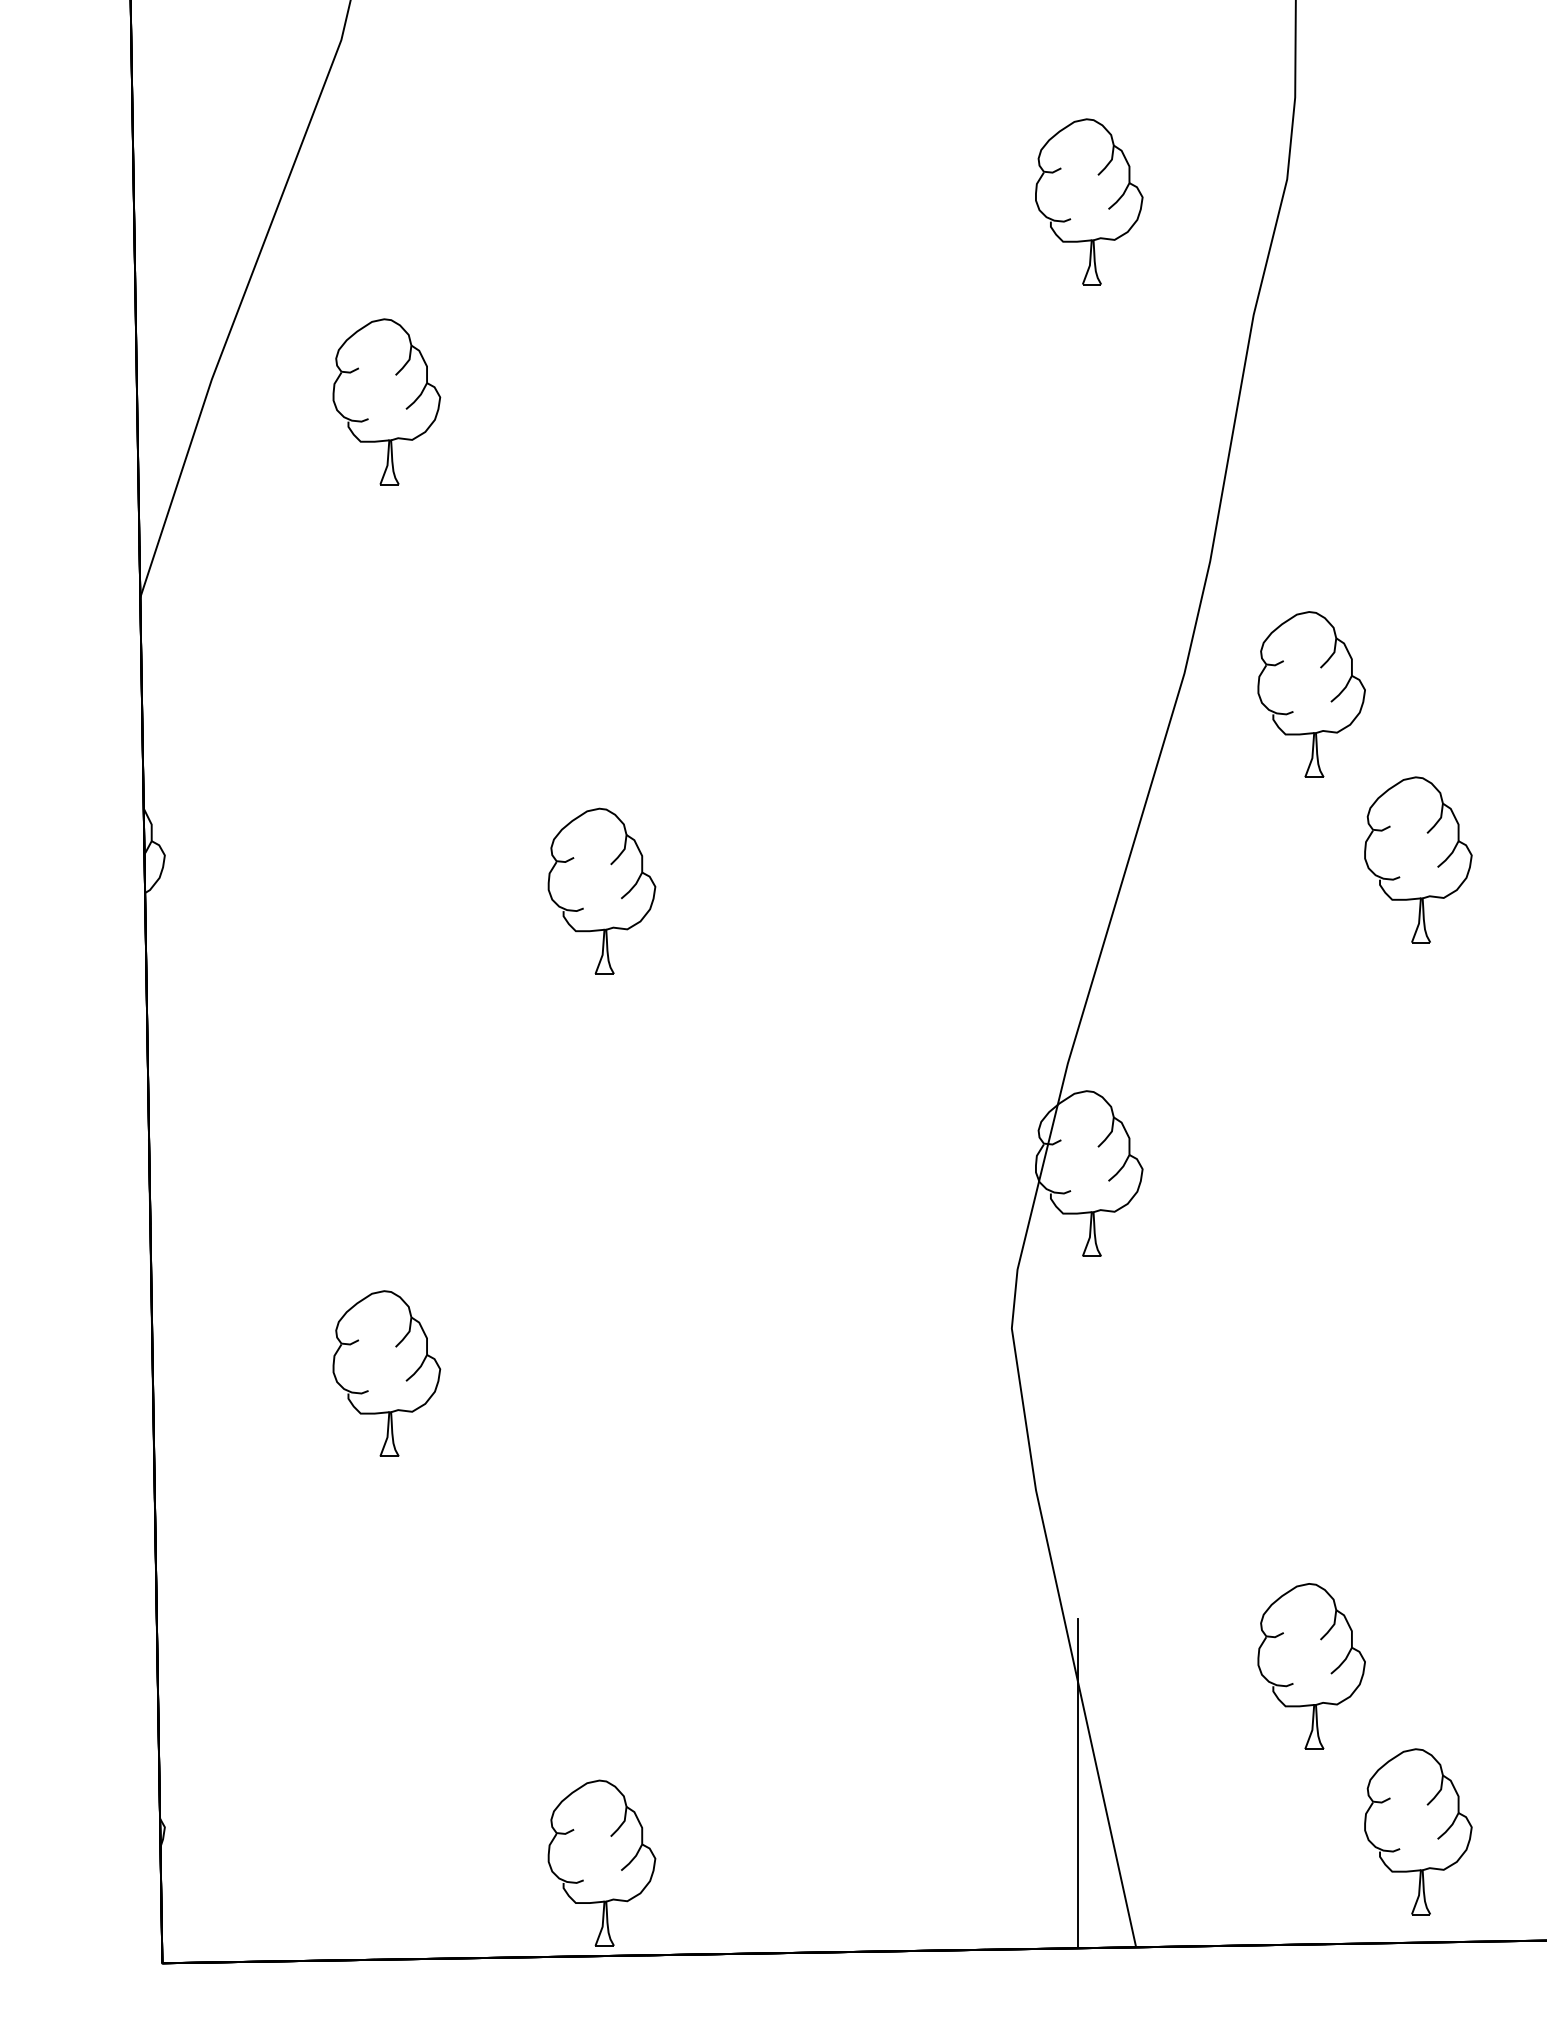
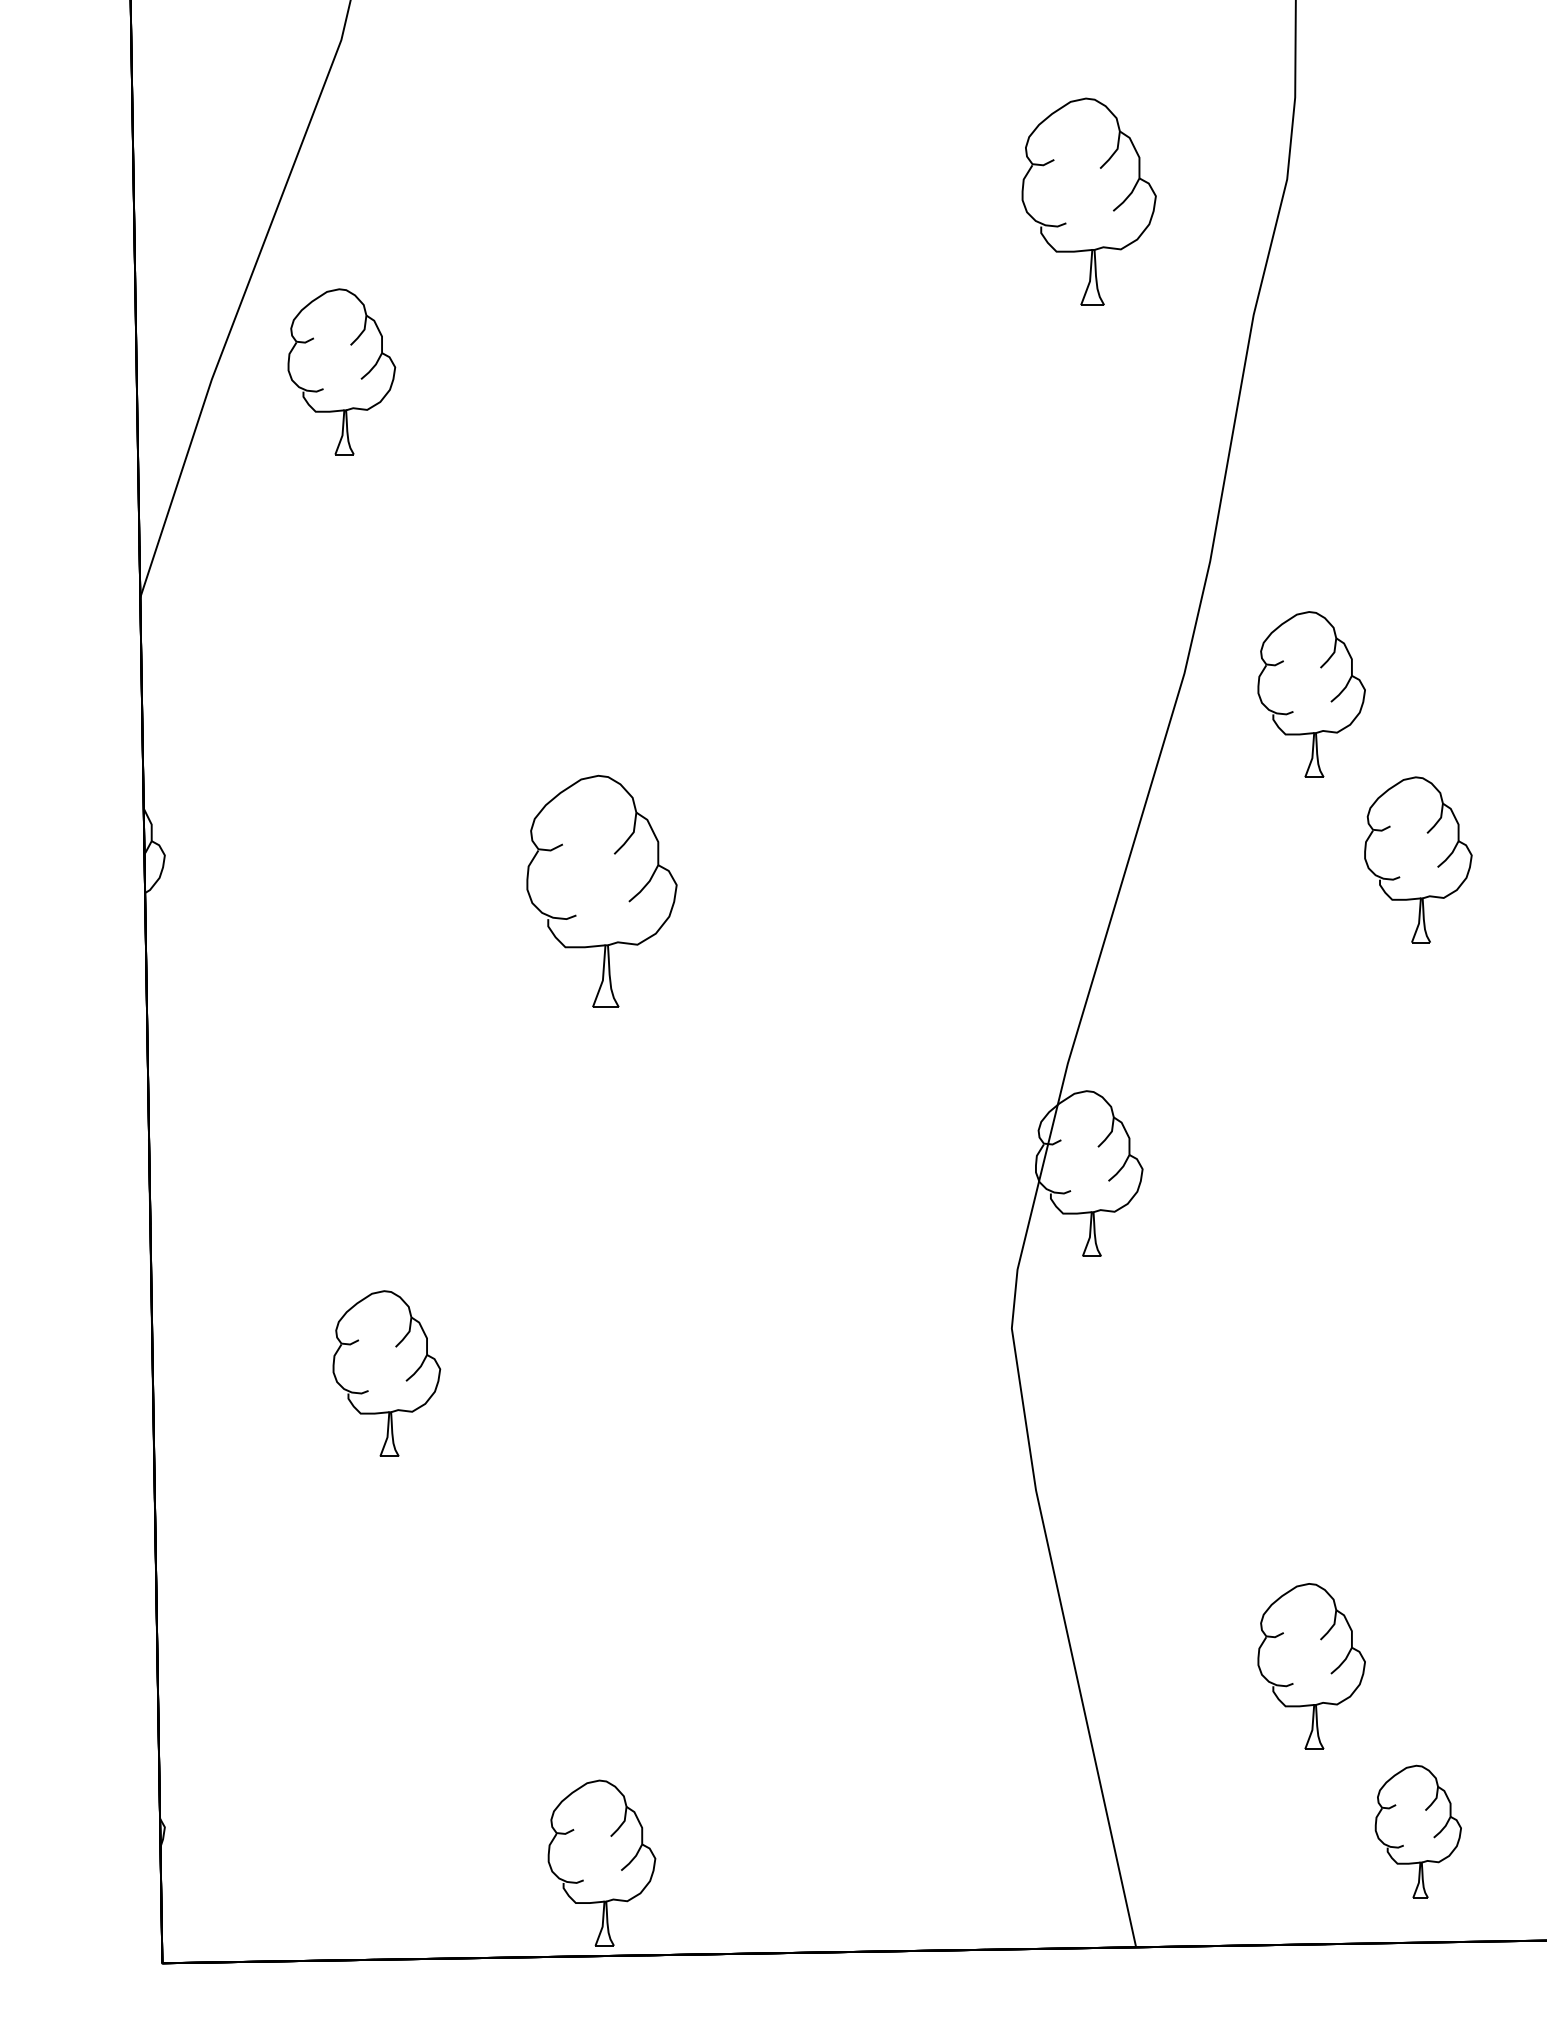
part size: 109x168 px -> 136x209 px (1088, 201)
part position: (386, 401) -> (341, 371) (341, 371)
part size: 110x168 px -> 152x234 px (601, 890)
line: present -> none (1077, 1783)
part size: 109x168 px -> 88x135 px (1417, 1831)
